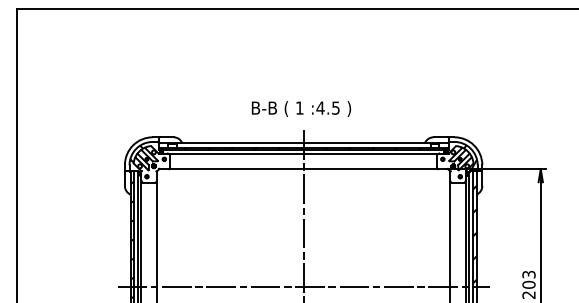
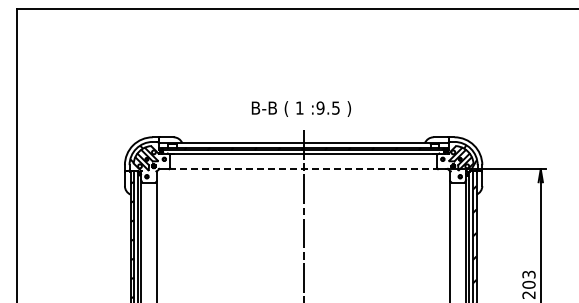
text: :4.5 -> :9.5 (320, 107)
line: solid -> dashed (303, 169)
line: present -> none (303, 286)
